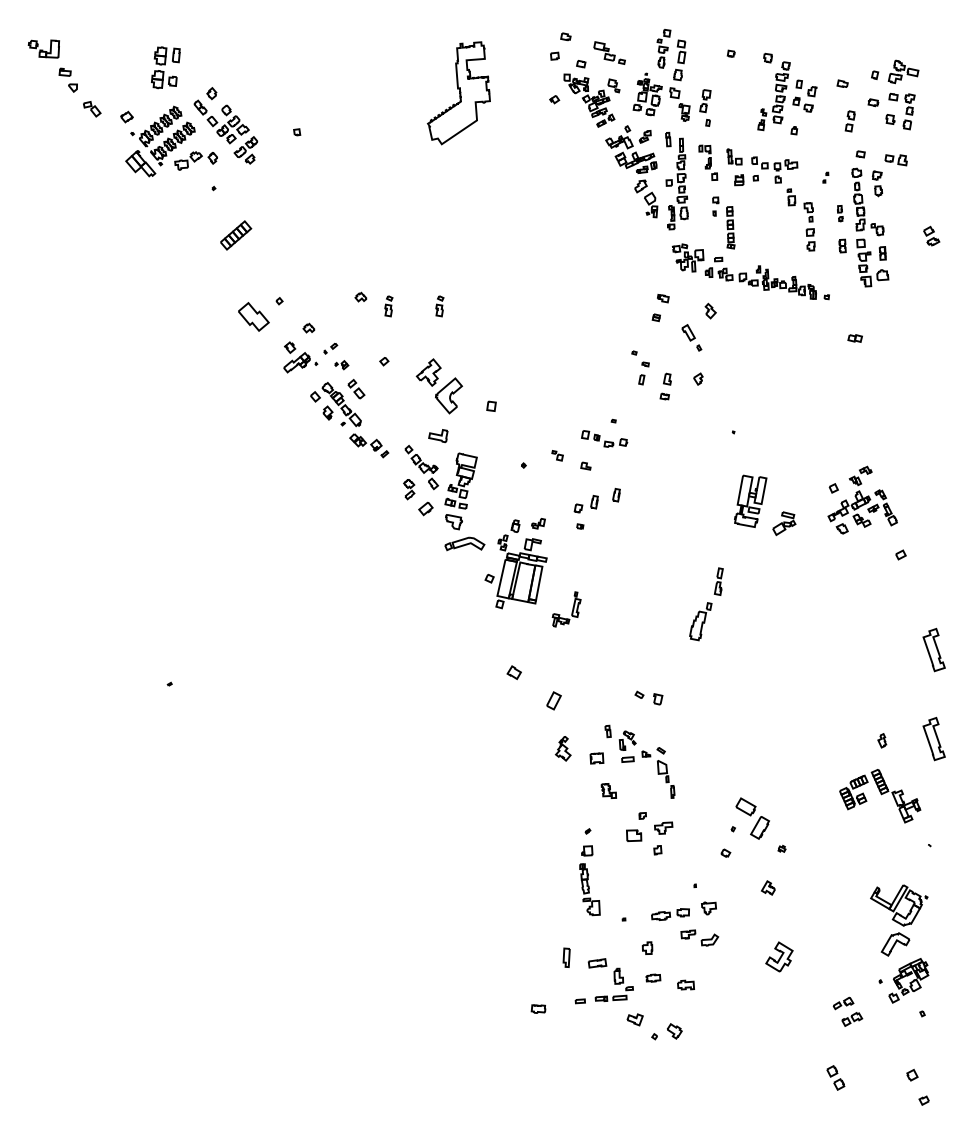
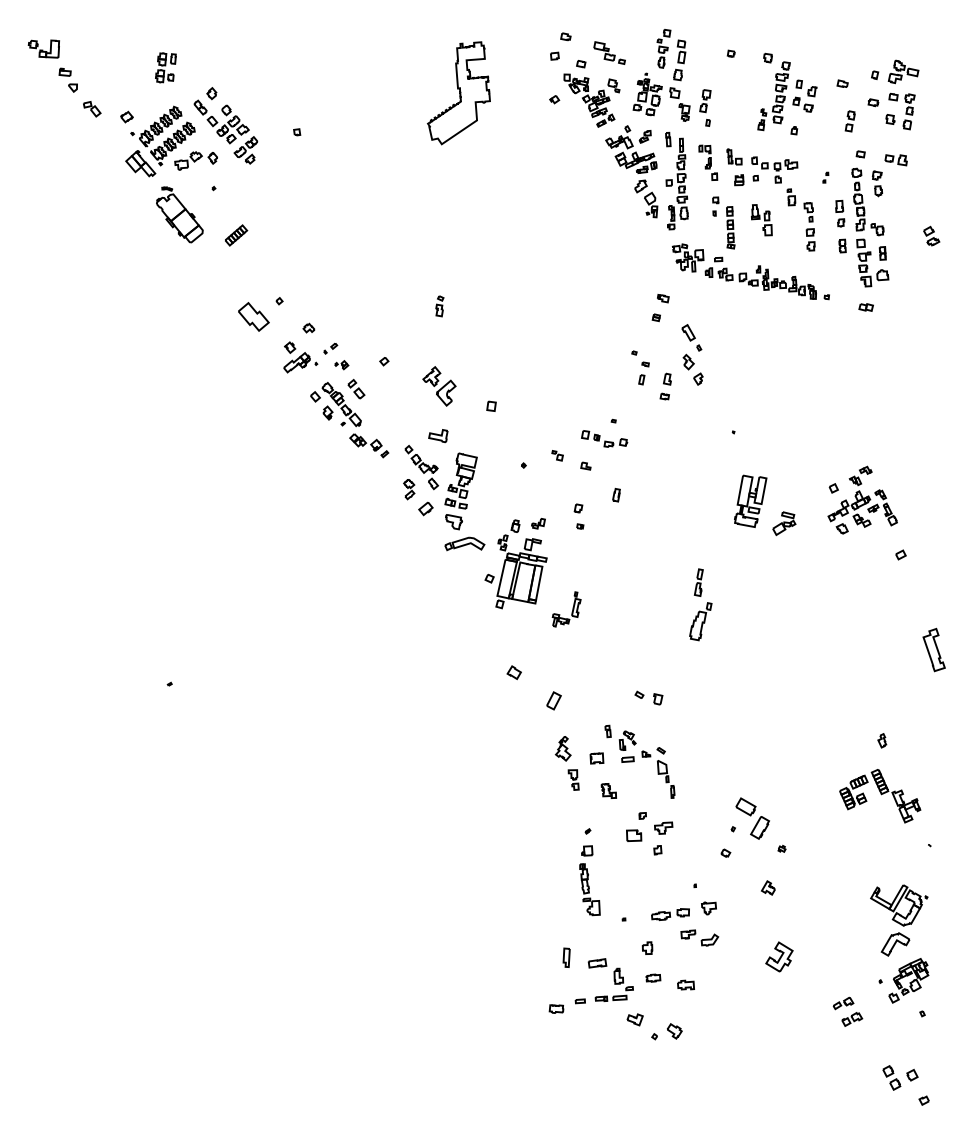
part size: 30x44 px -> 22x32 px (165, 67)
part size: 7x18 px -> 11x29 px (840, 213)
part: none -> present (179, 214)
part: none -> present (761, 220)
part size: 33x31 px -> 24x23 px (236, 235)
part: present -> none (360, 296)
part: present -> none (388, 306)
part position: (710, 310) -> (688, 361) (688, 361)
part position: (854, 338) -> (865, 307) (865, 307)
part size: 49x57 px -> 35x41 px (439, 386)
part: present -> none (594, 502)
part position: (718, 581) -> (698, 582) (698, 582)
part: present -> none (933, 738)
part: none -> present (573, 779)
part position: (538, 1008) -> (556, 1008) (556, 1008)
part position: (835, 1077) -> (891, 1077) (891, 1077)
